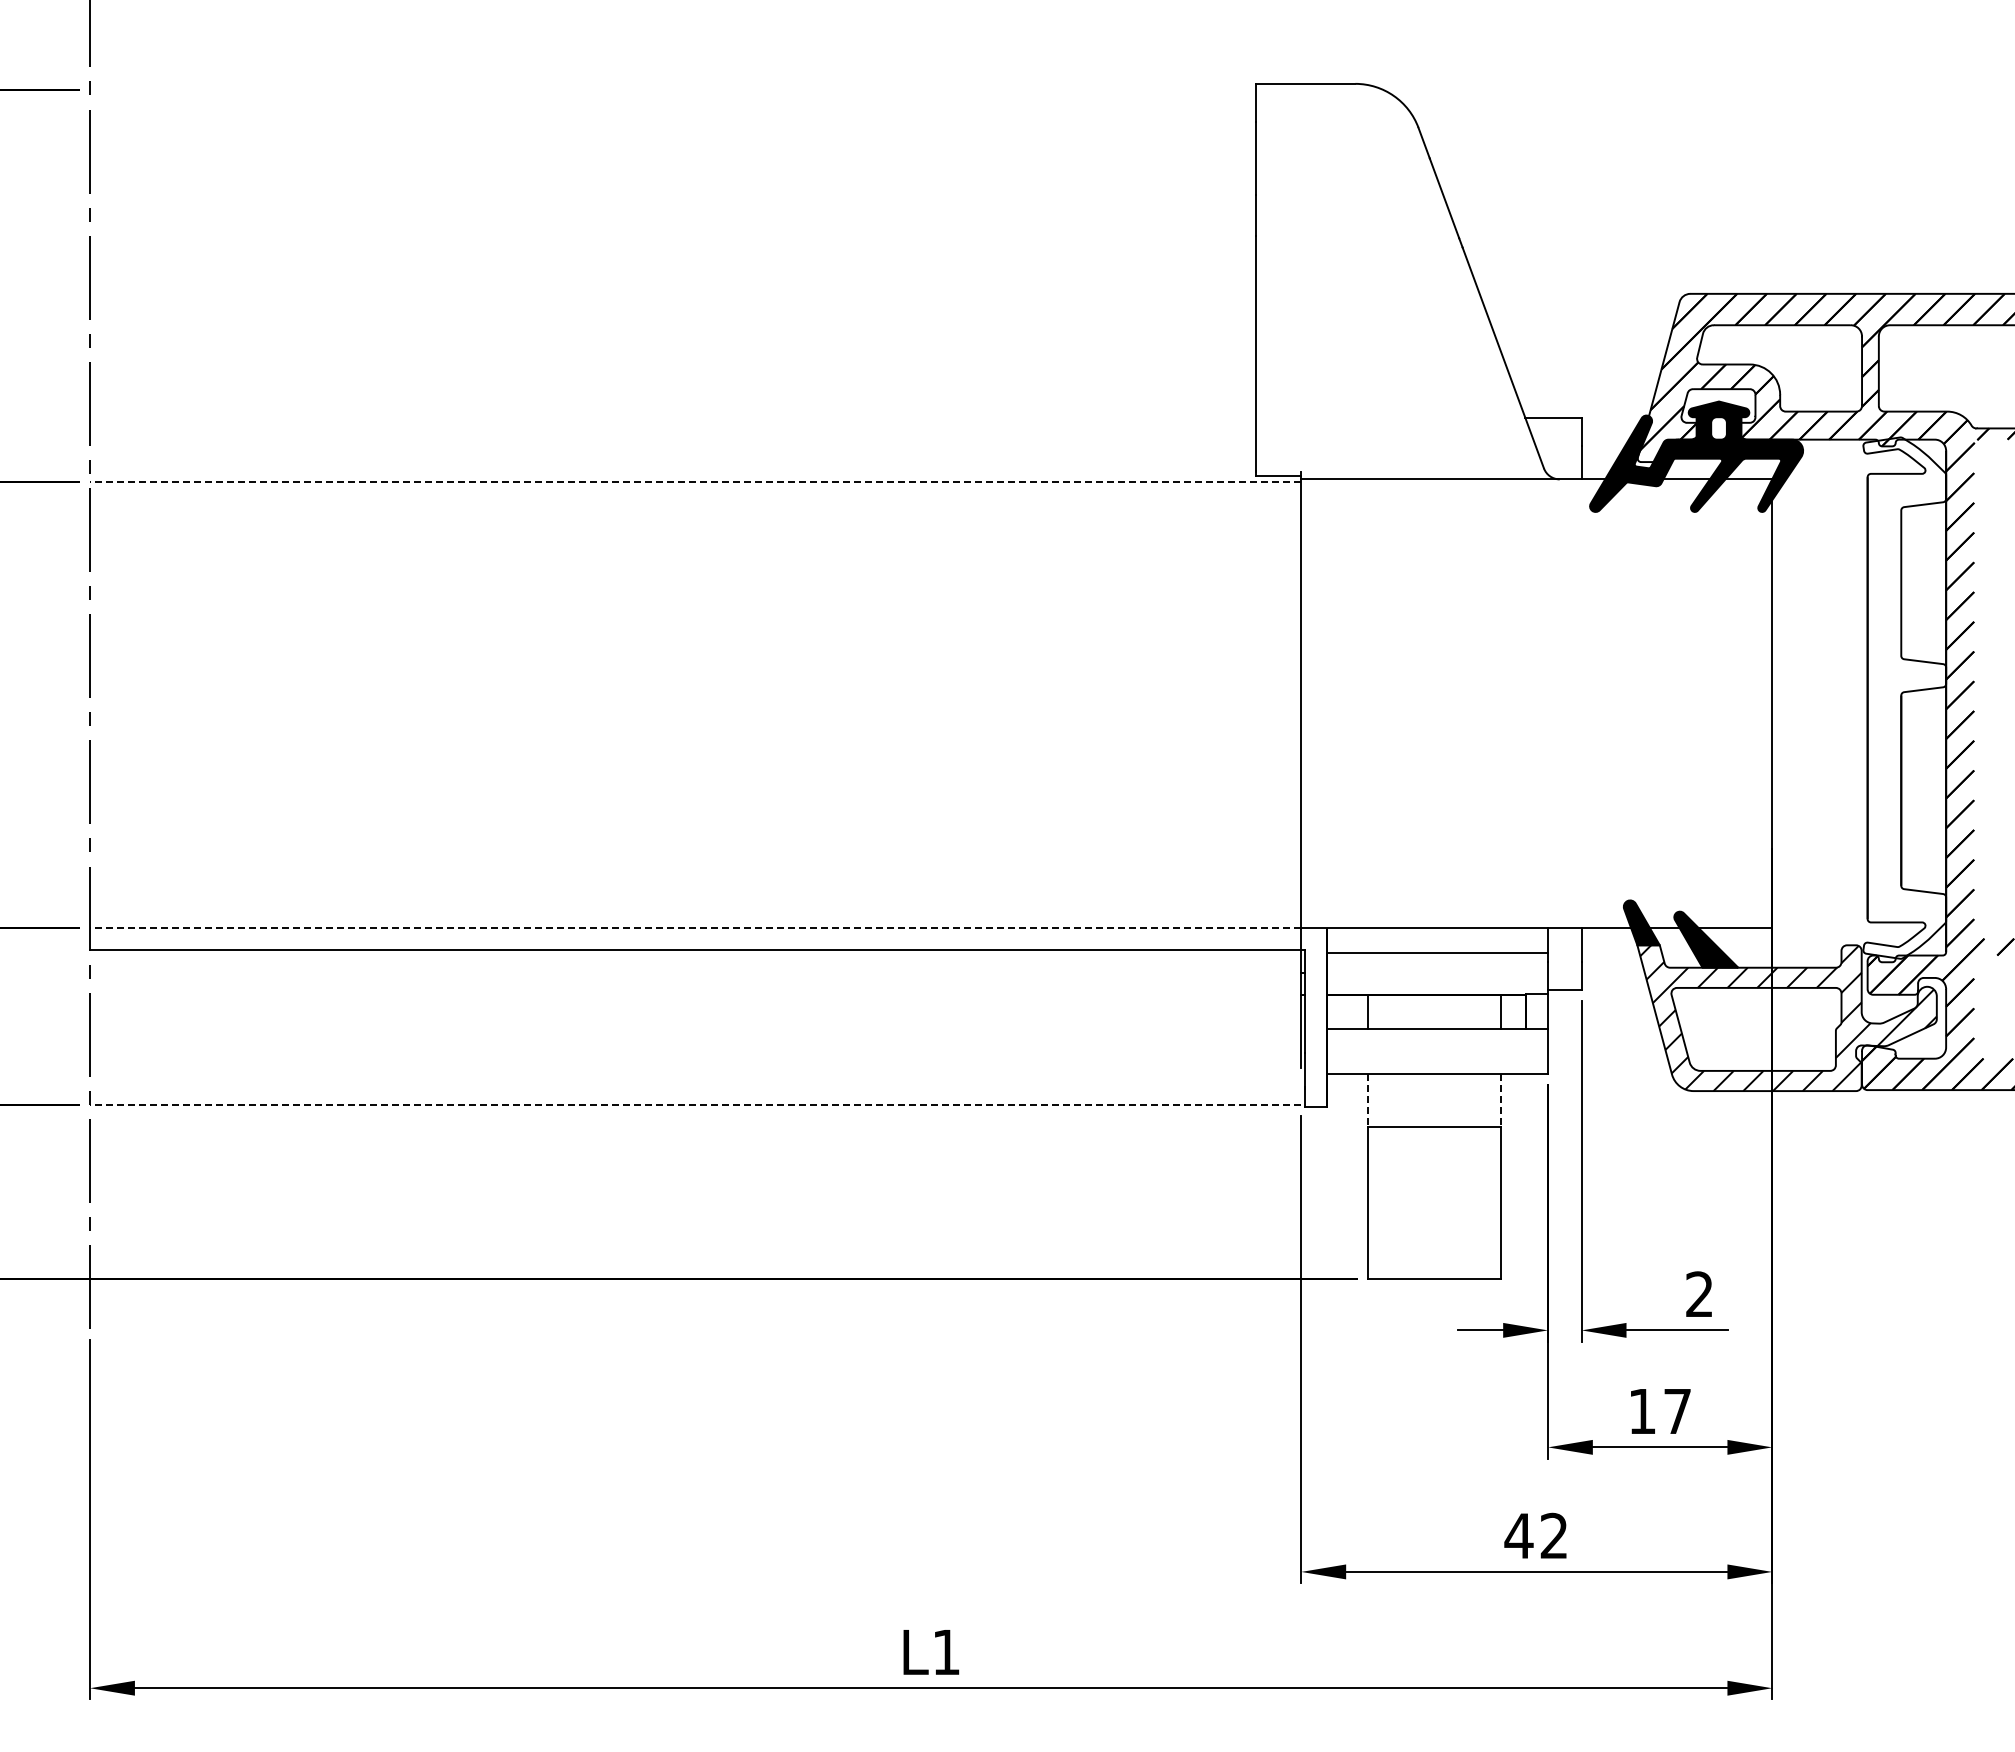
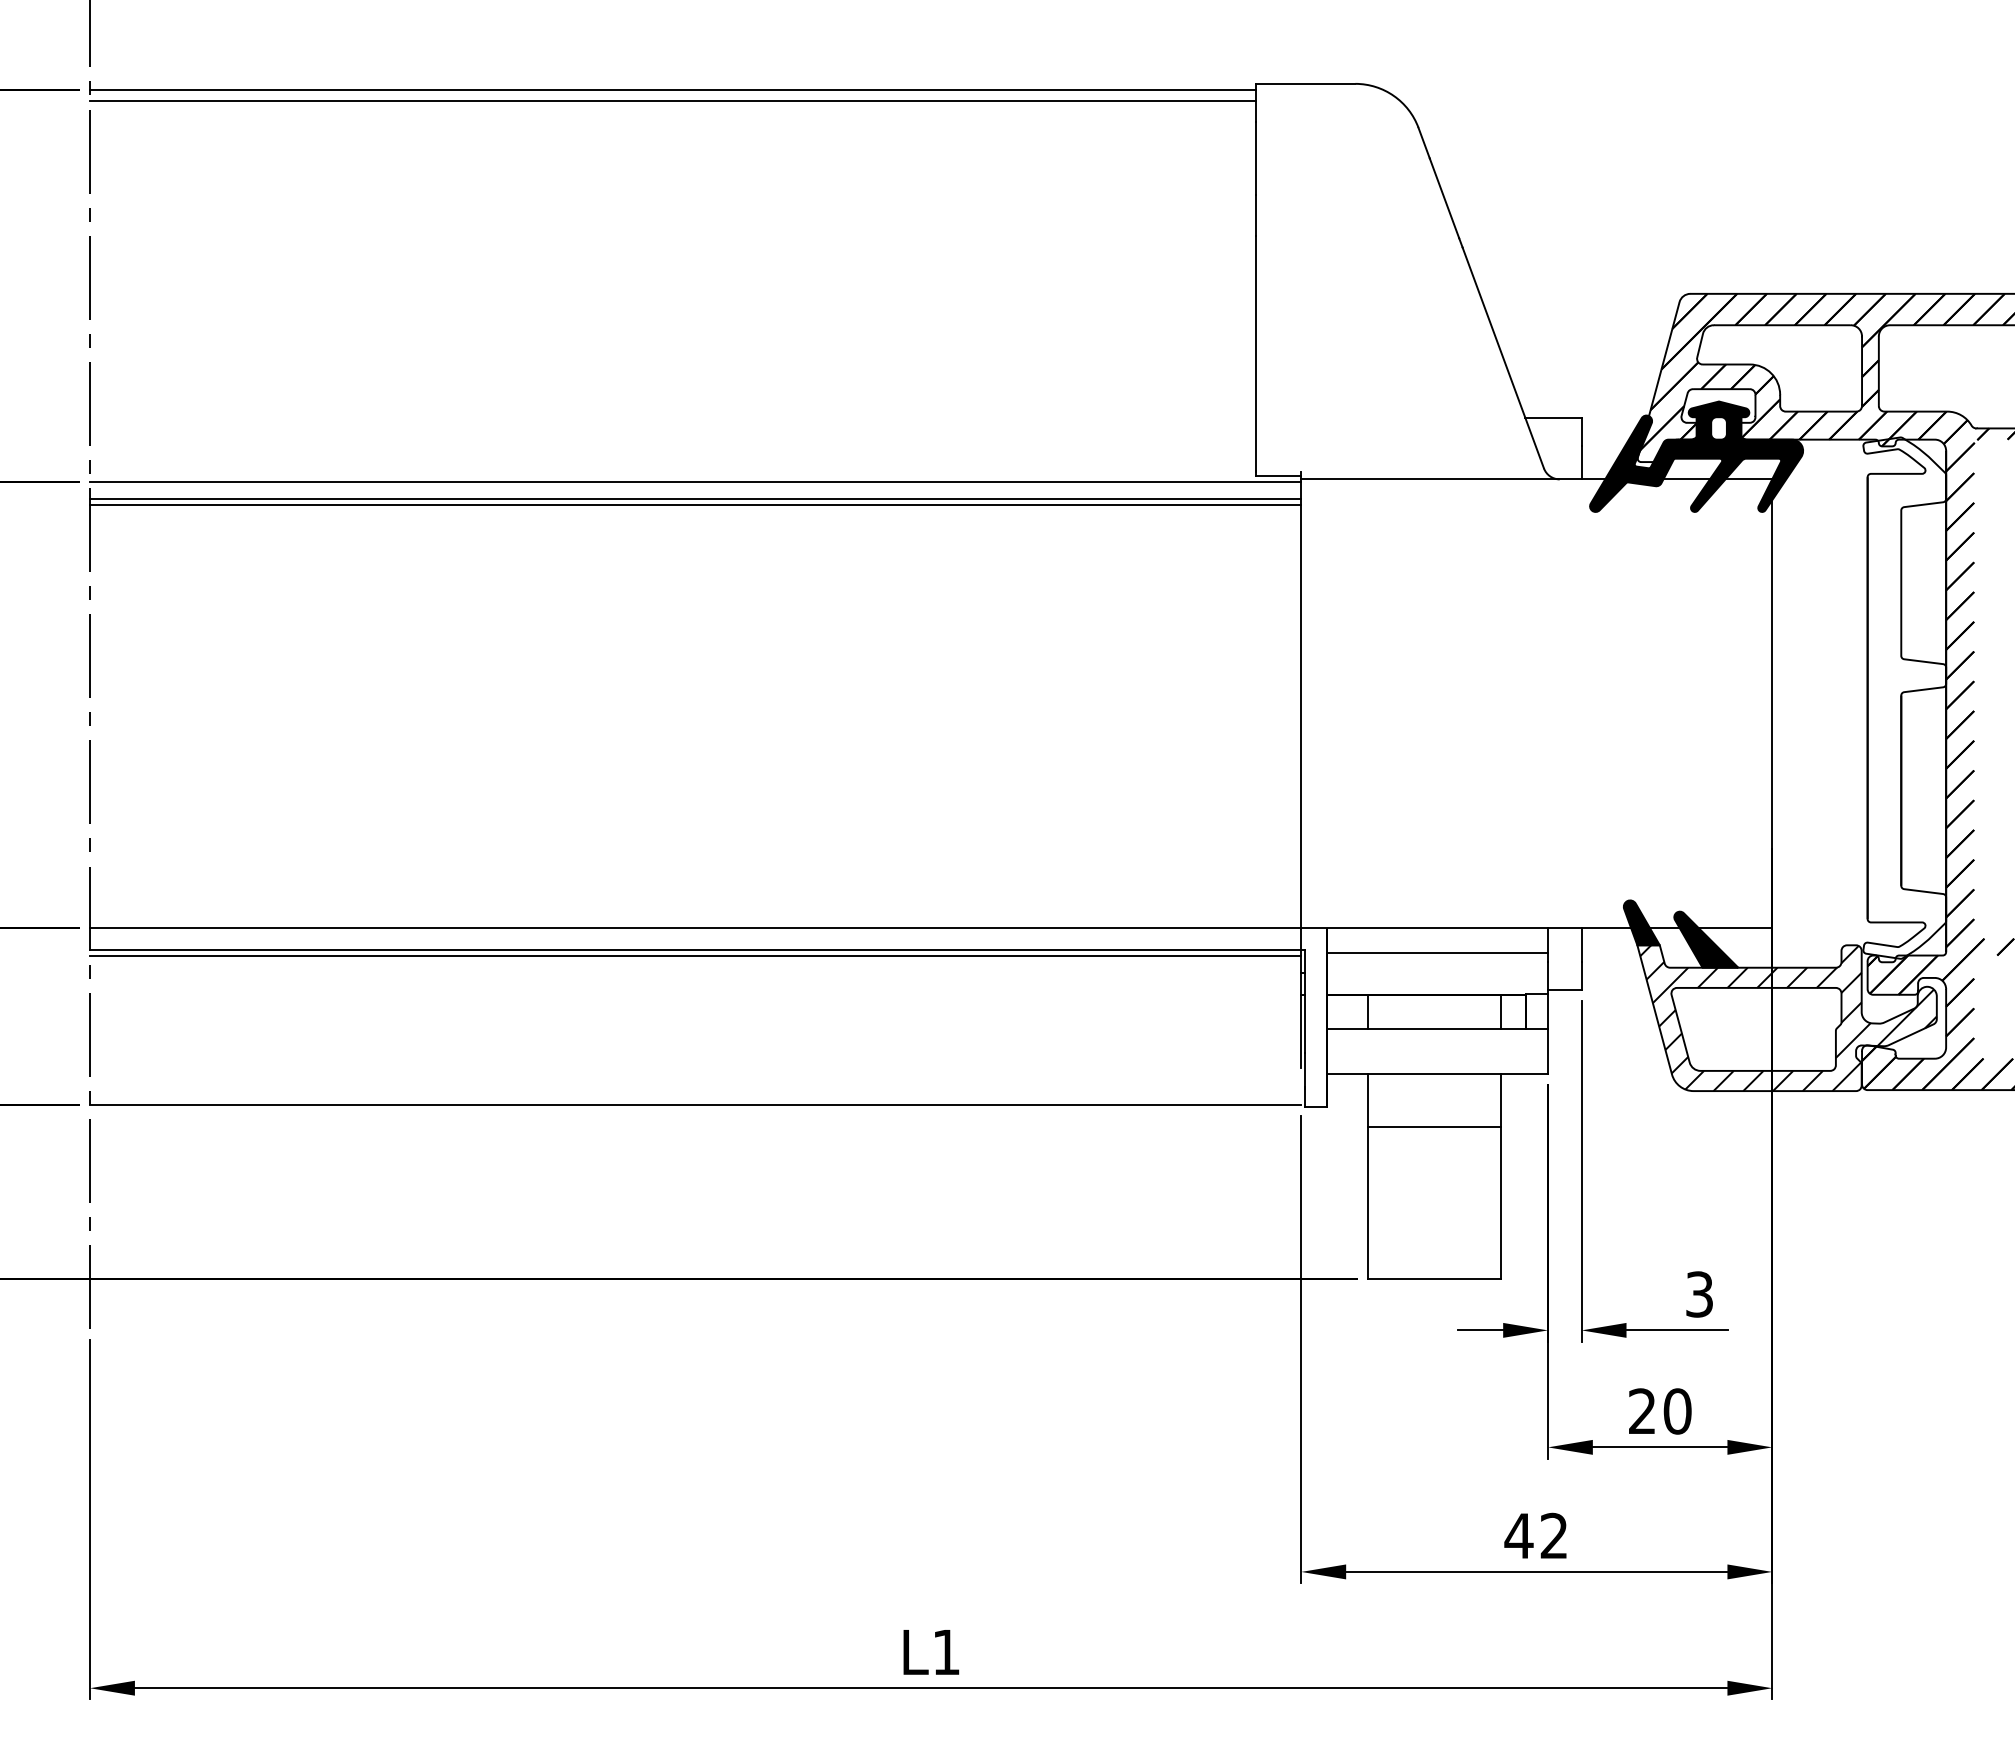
line: none -> present (673, 89)
line: none -> present (673, 100)
line: dashed -> solid (695, 481)
line: none -> present (695, 498)
line: none -> present (695, 505)
line: dashed -> solid (695, 927)
line: none -> present (695, 955)
line: dashed -> solid (1368, 1100)
line: dashed -> solid (1501, 1100)
line: dashed -> solid (695, 1104)
text: 2 -> 3 (1699, 1294)
text: 17 -> 20 (1660, 1411)
